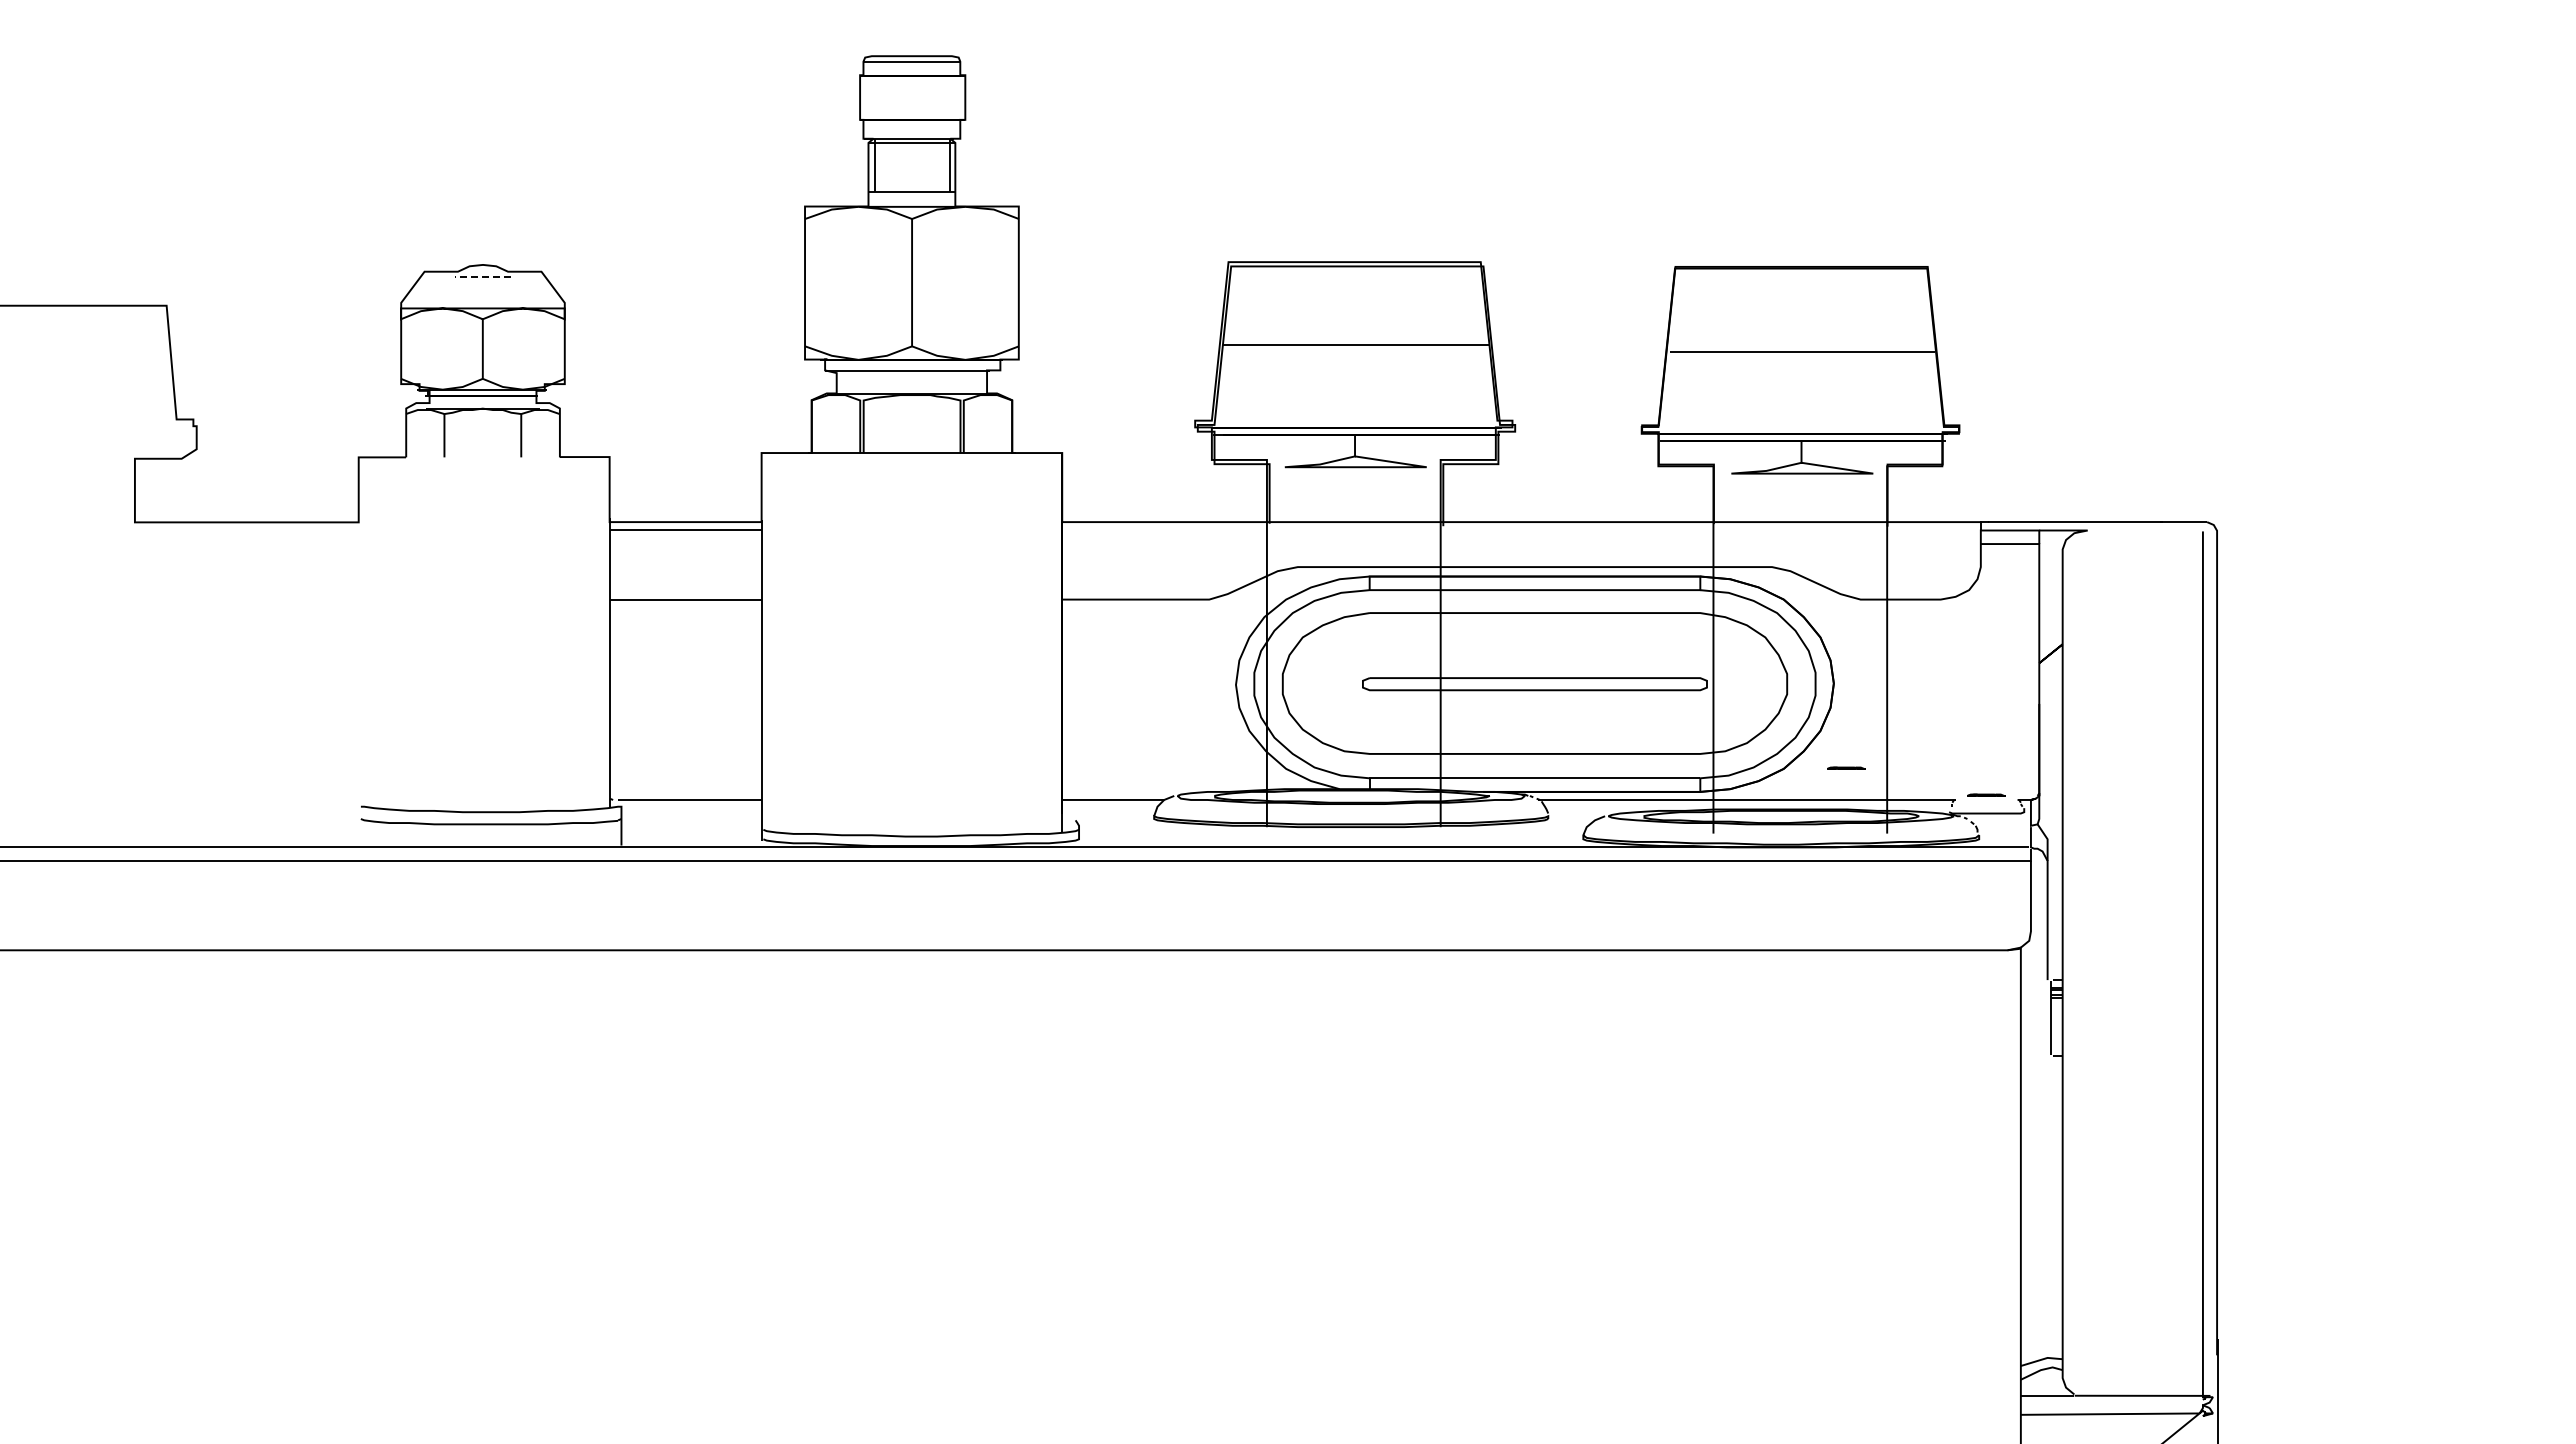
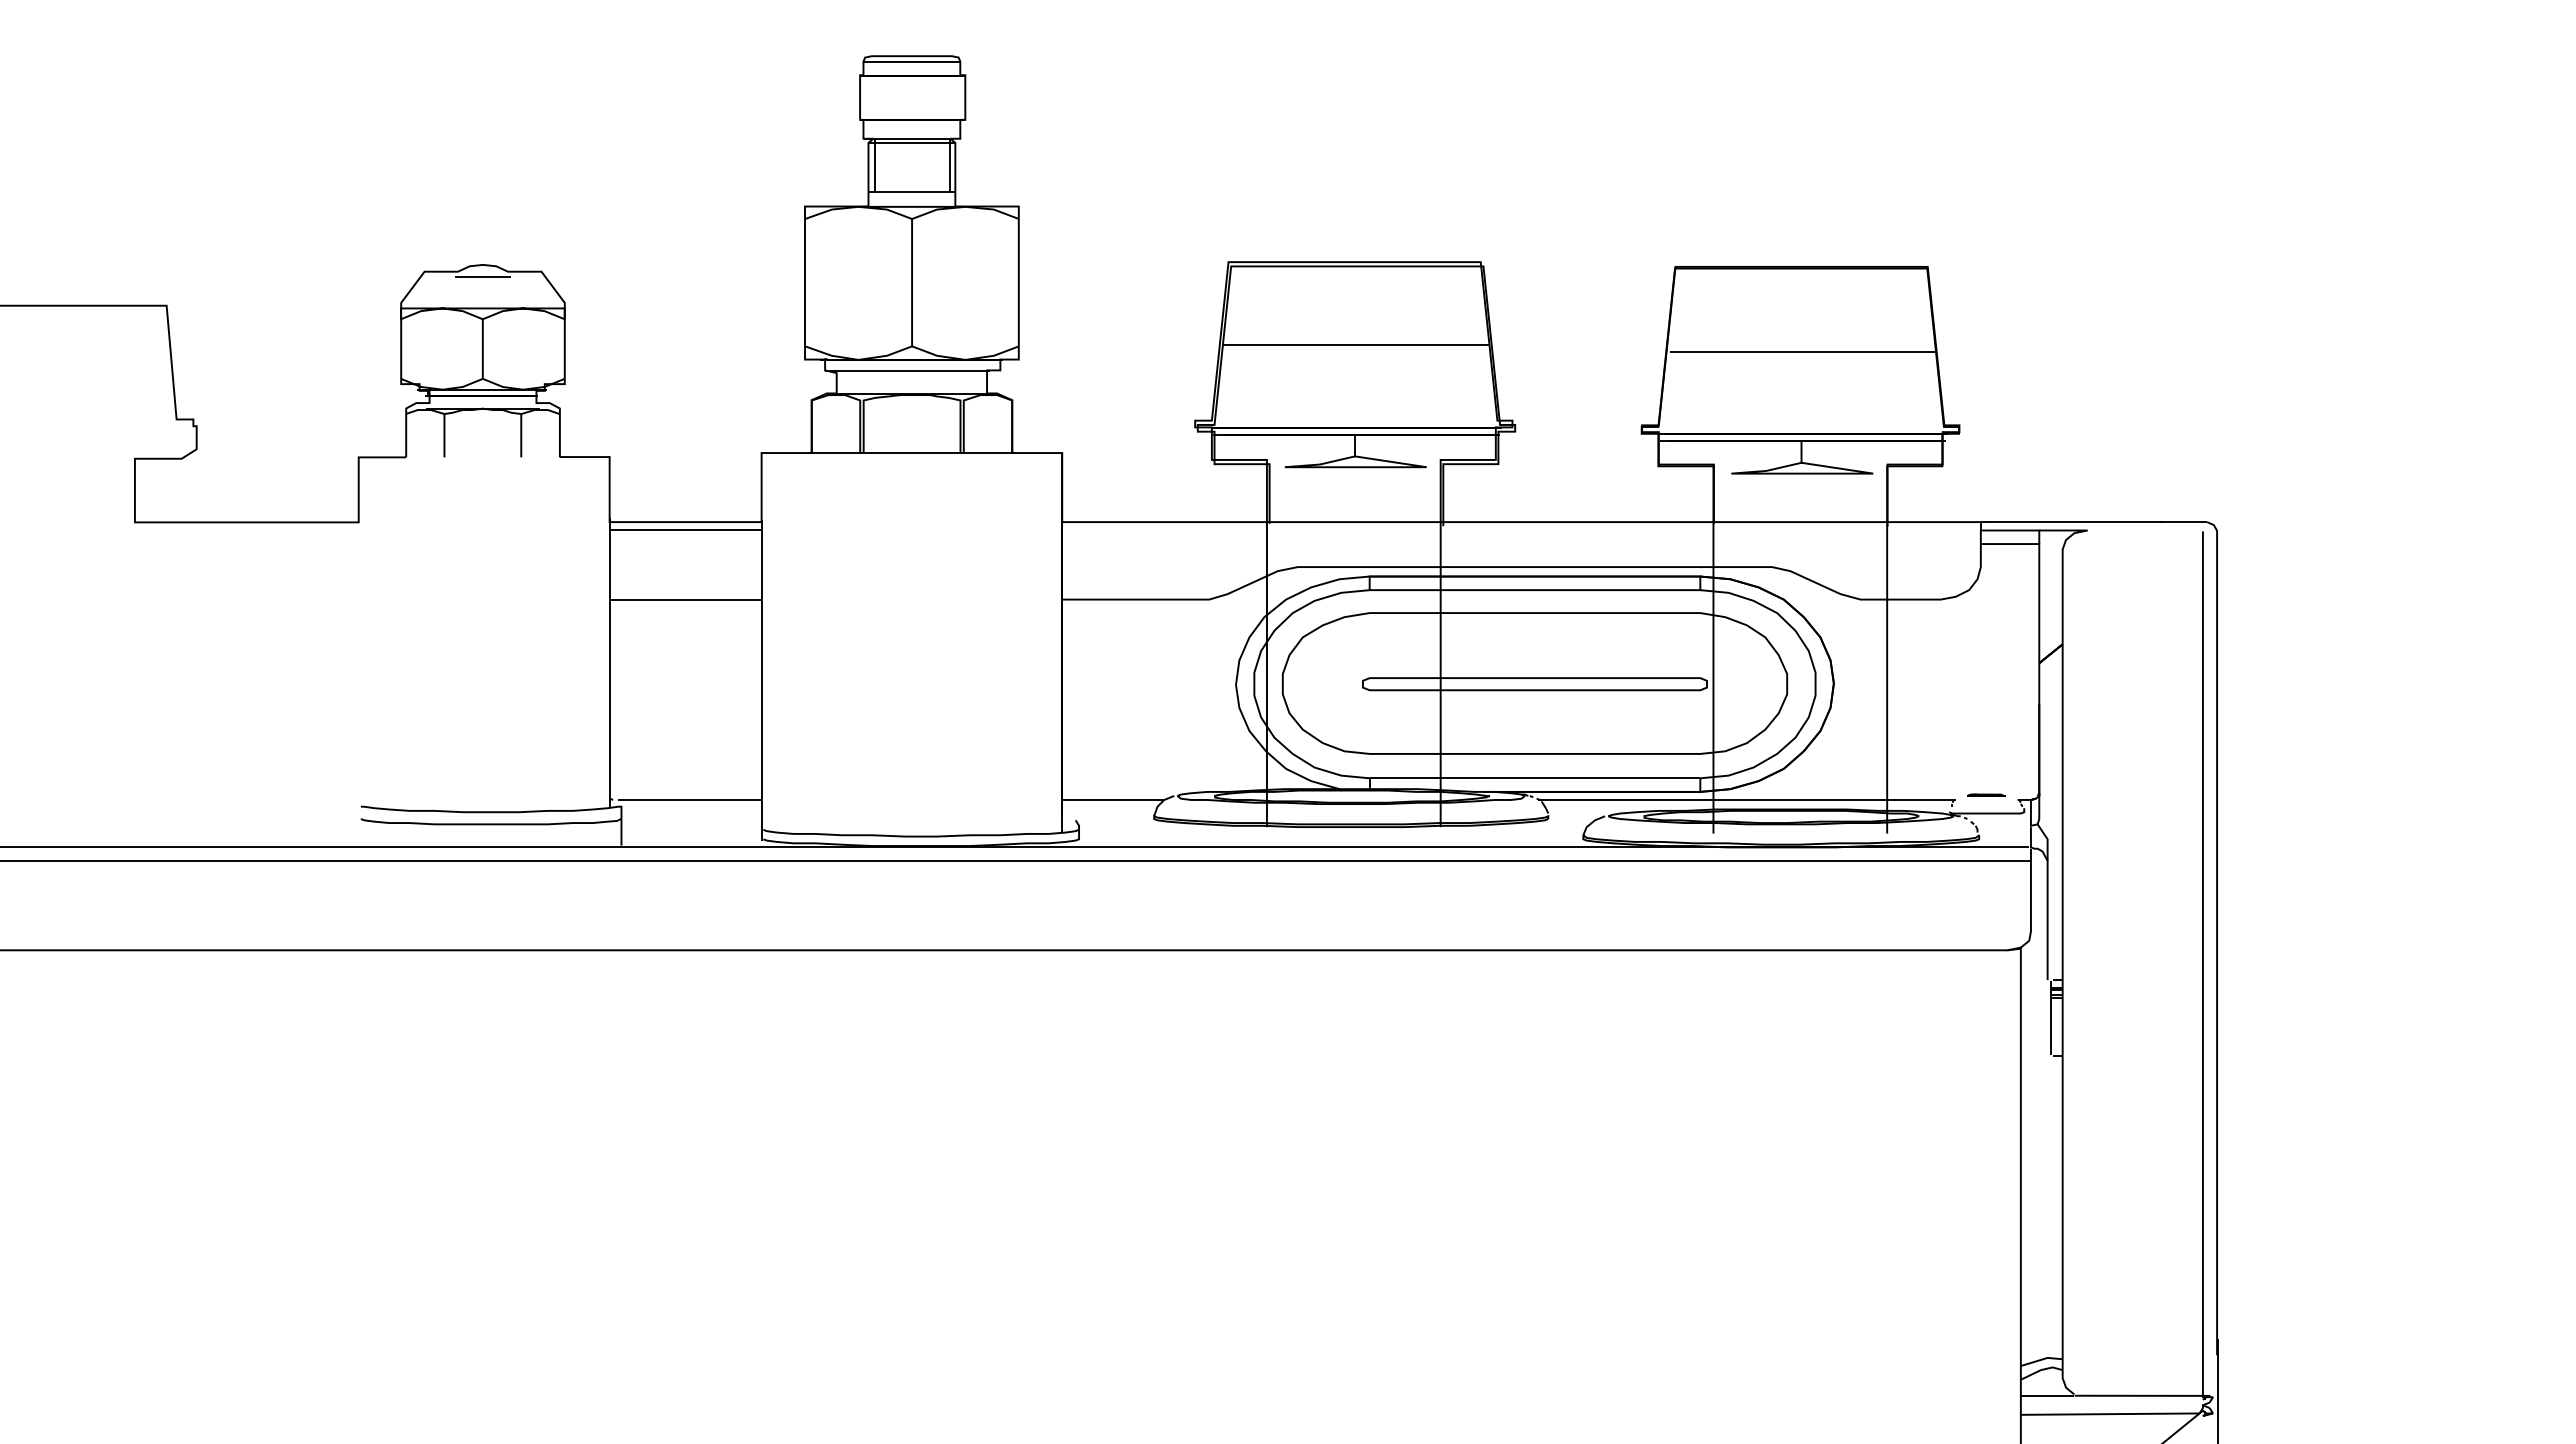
line: dashed -> solid (482, 277)
line: present -> none (1846, 767)
